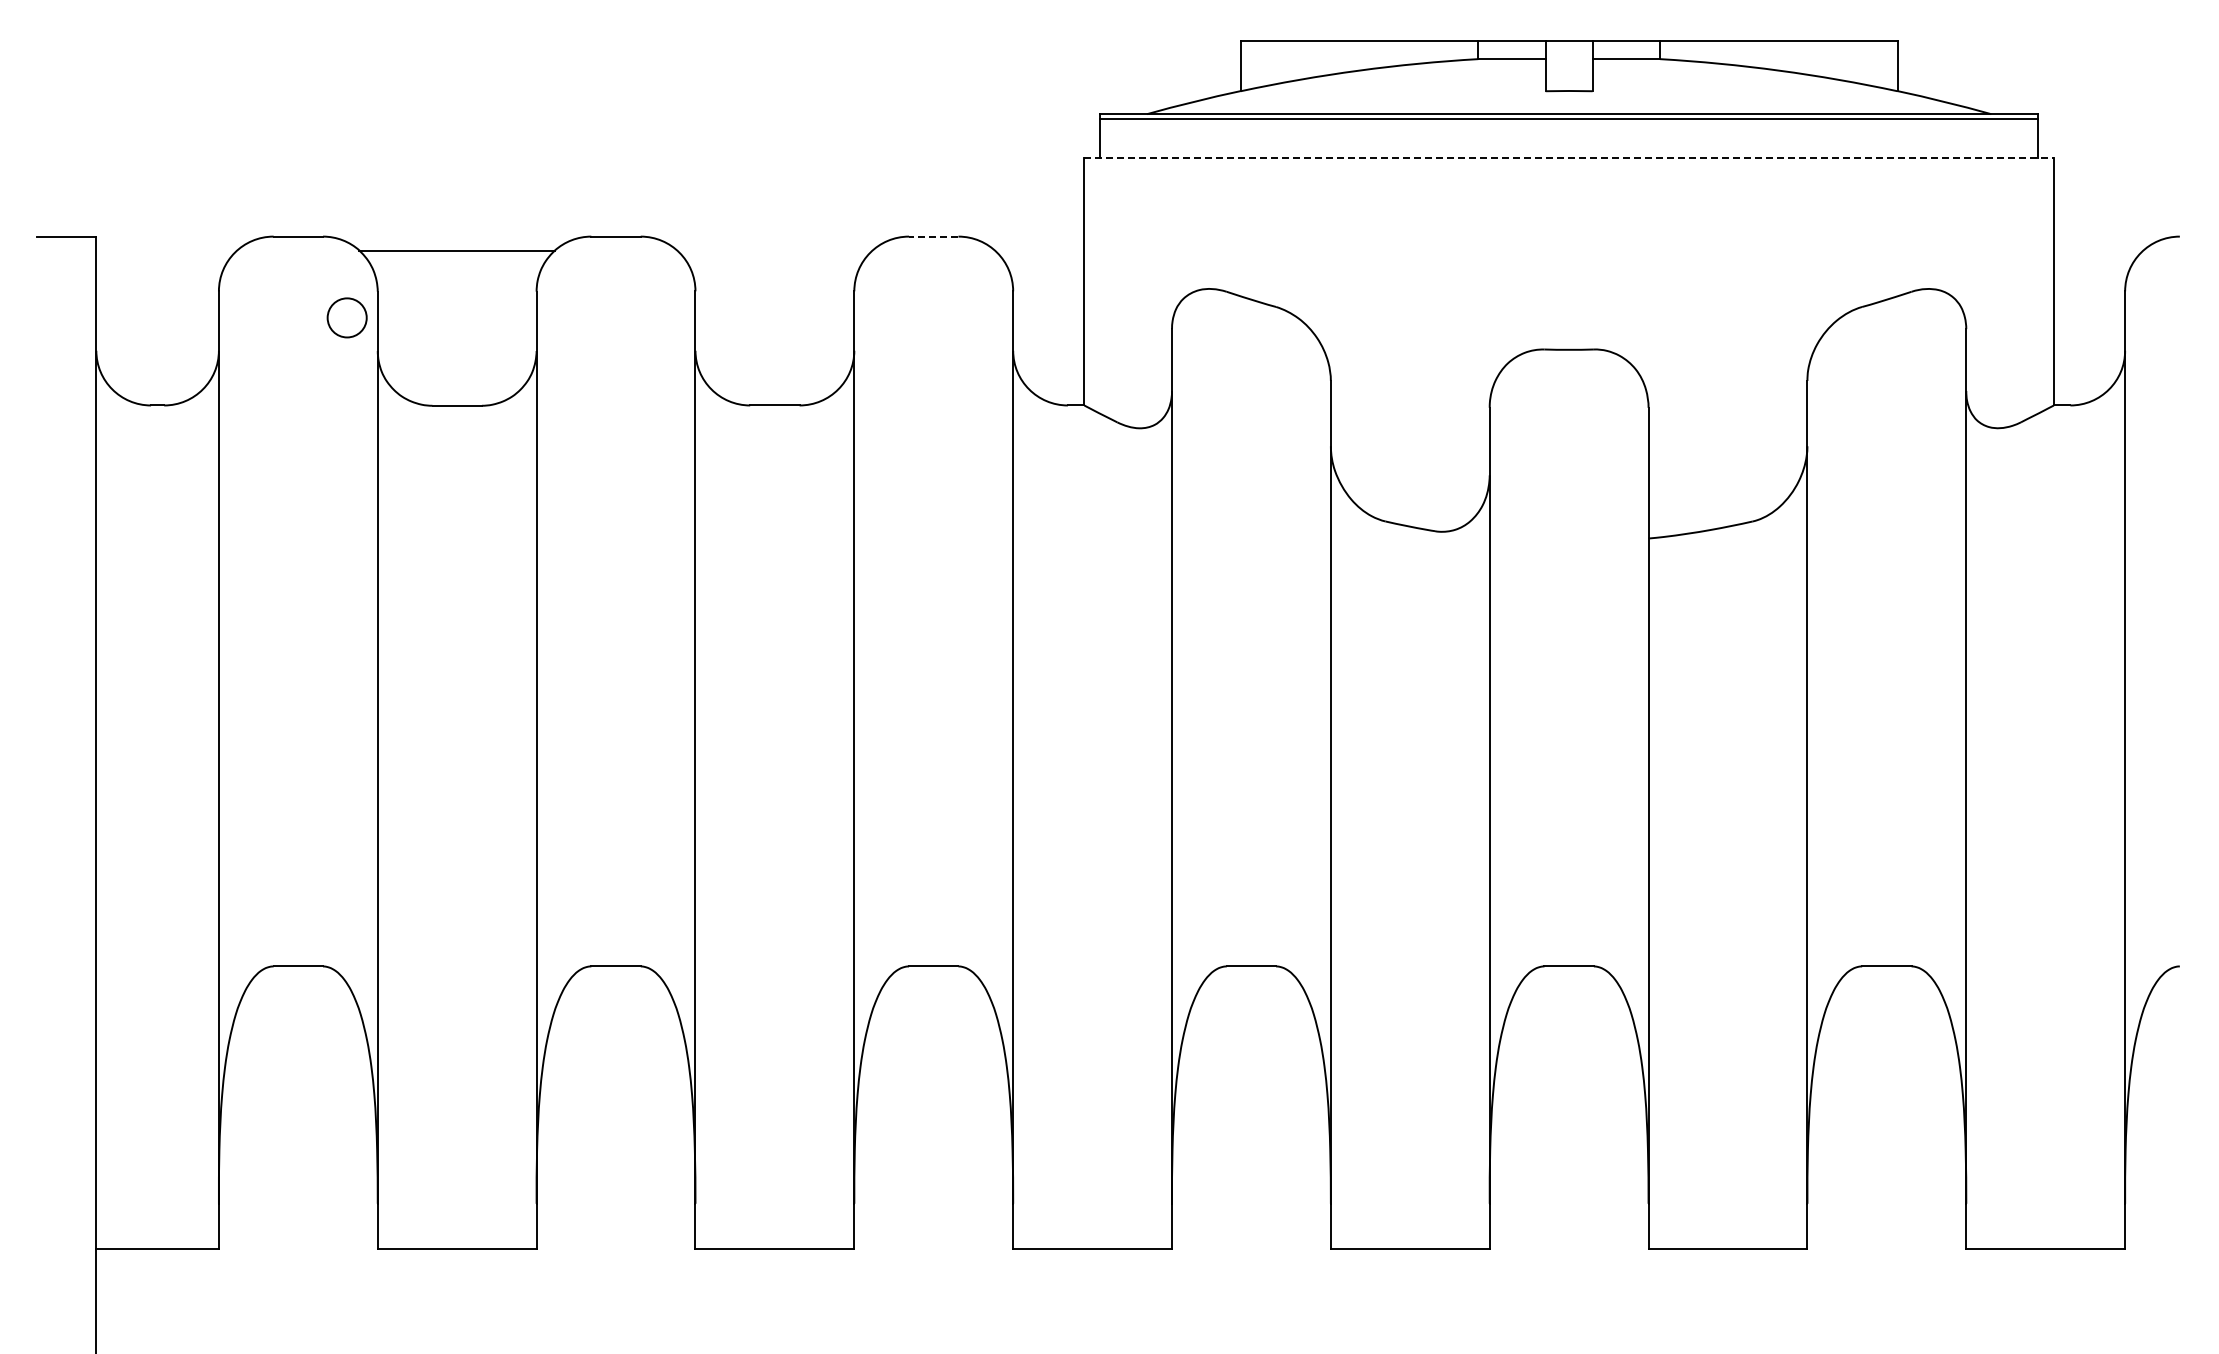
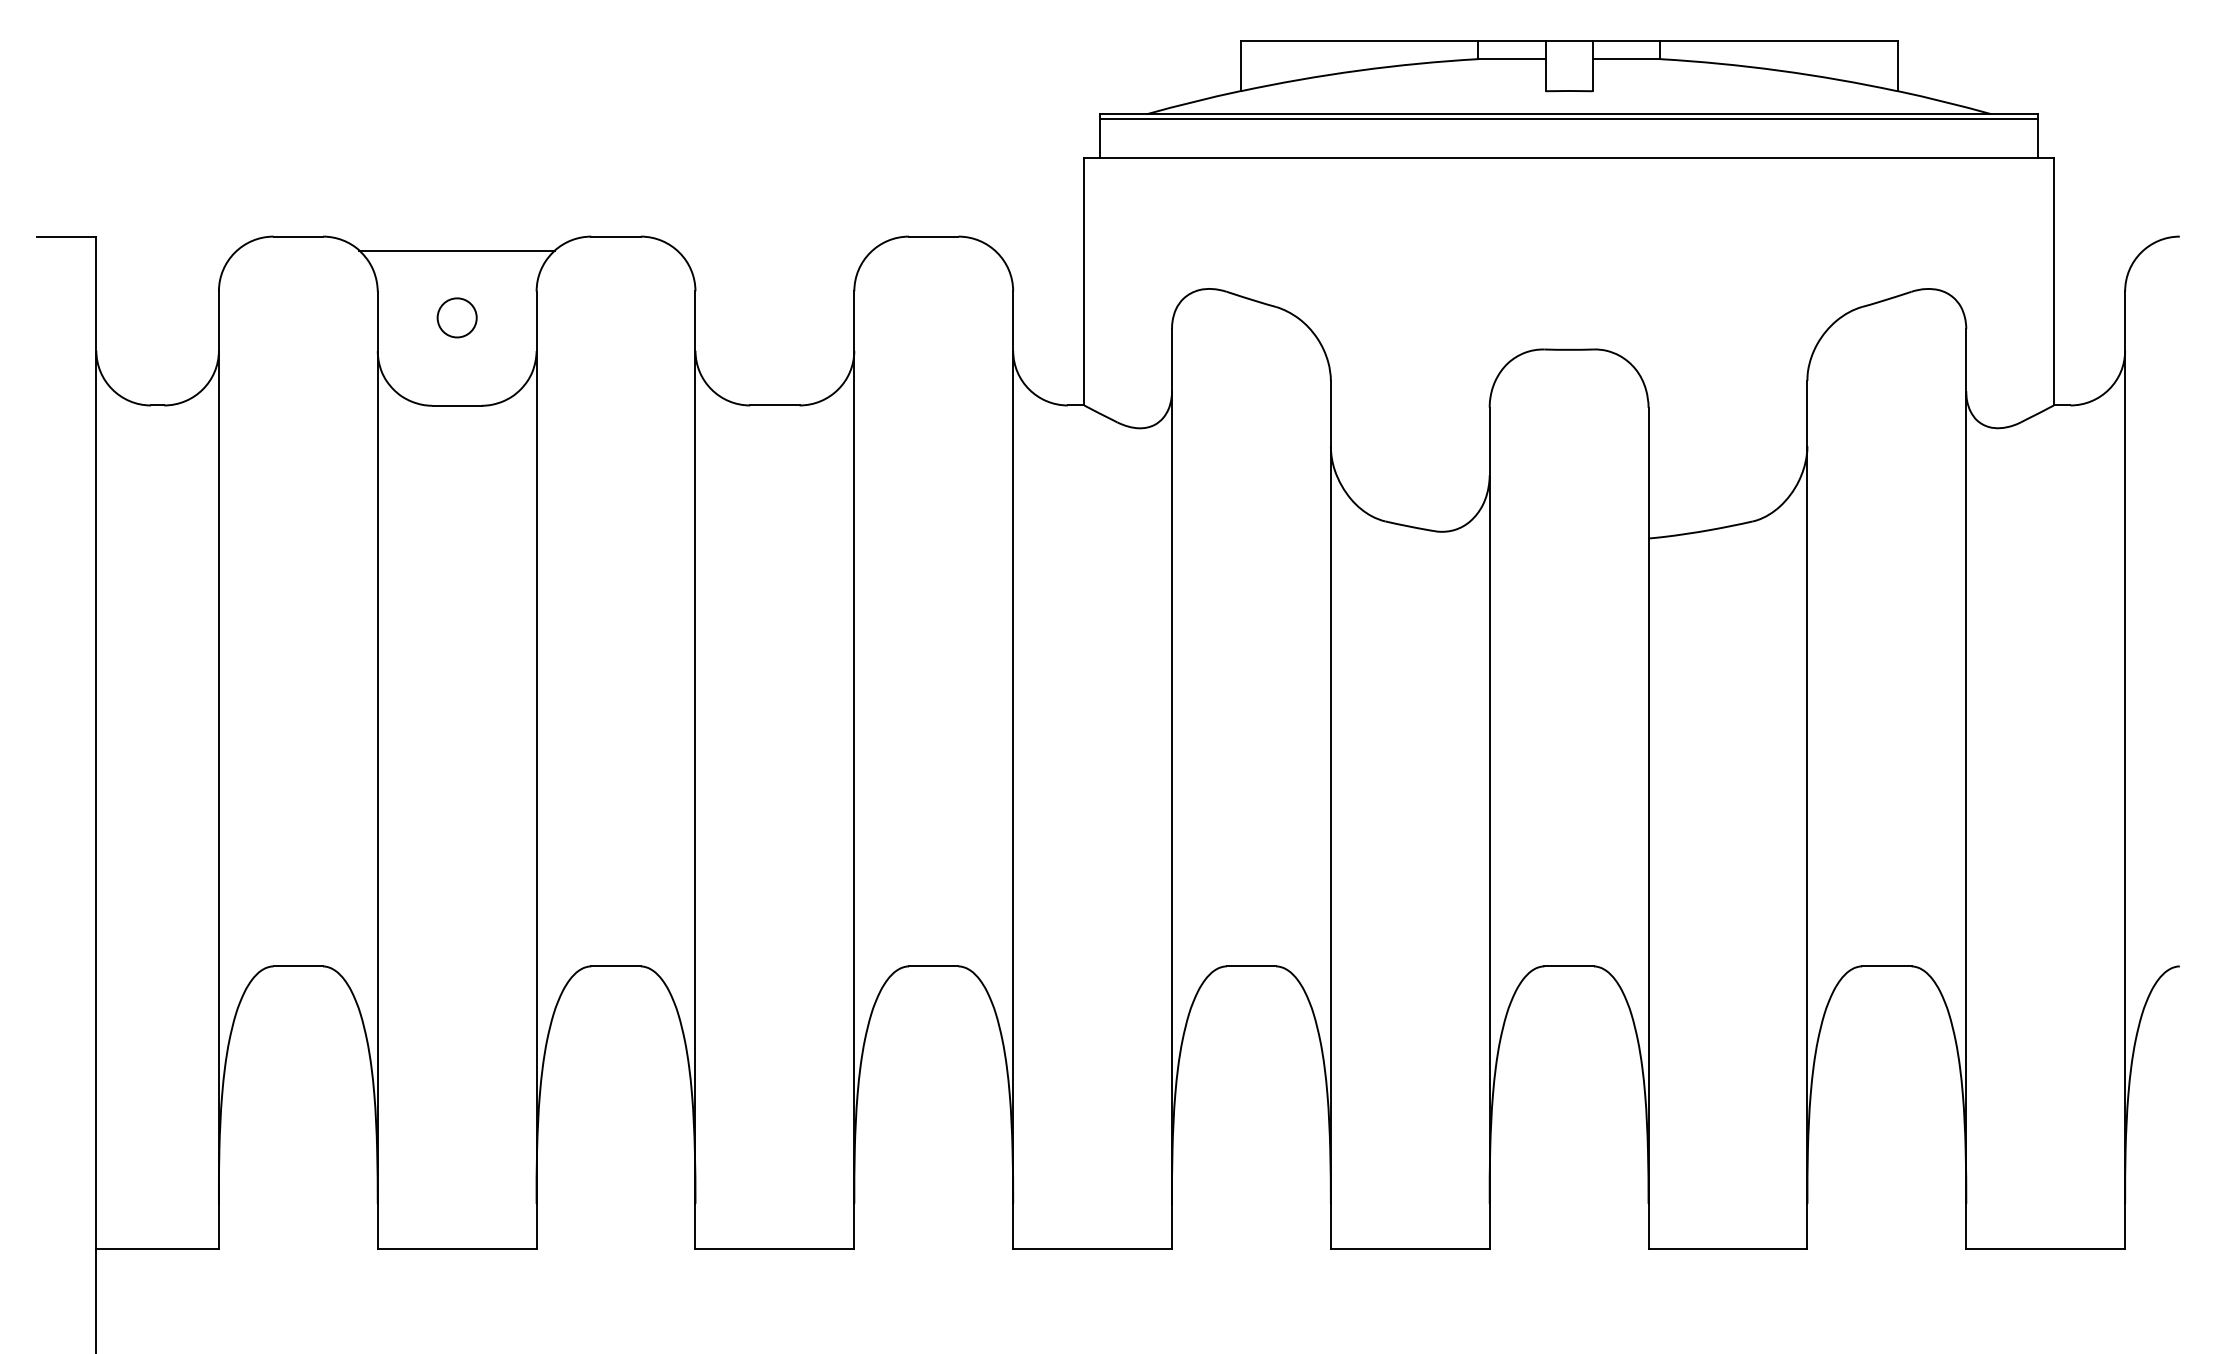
line: dashed -> solid (1569, 158)
line: dashed -> solid (933, 236)
circle position: (346, 317) -> (456, 317) (456, 317)
